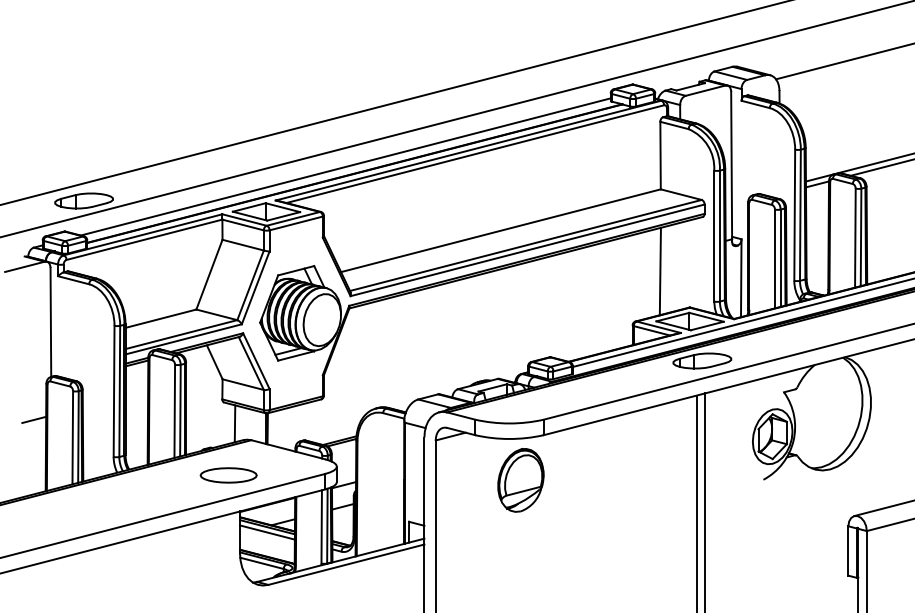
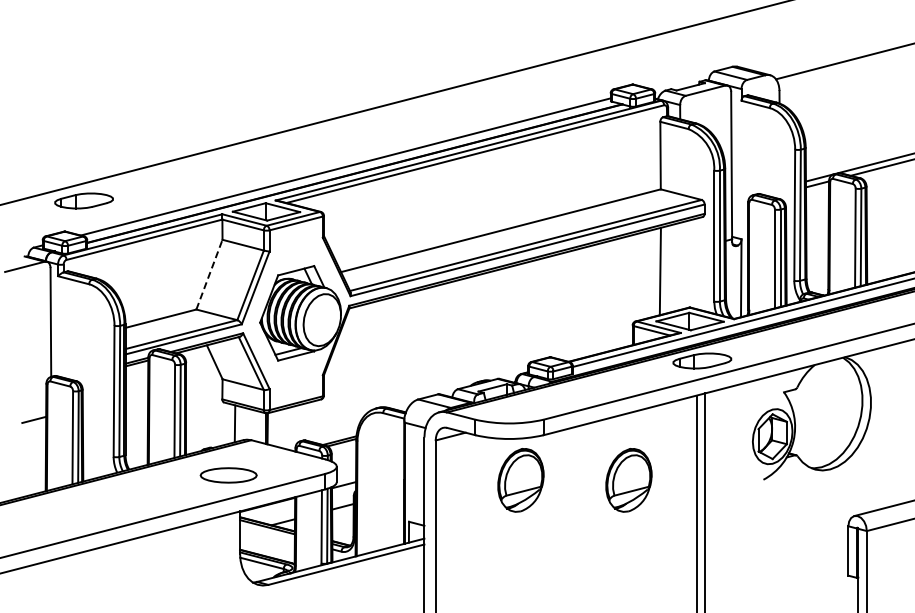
line: present -> none (455, 119)
line: solid -> dashed (209, 274)
part: none -> present (628, 480)
line: present -> none (267, 532)
